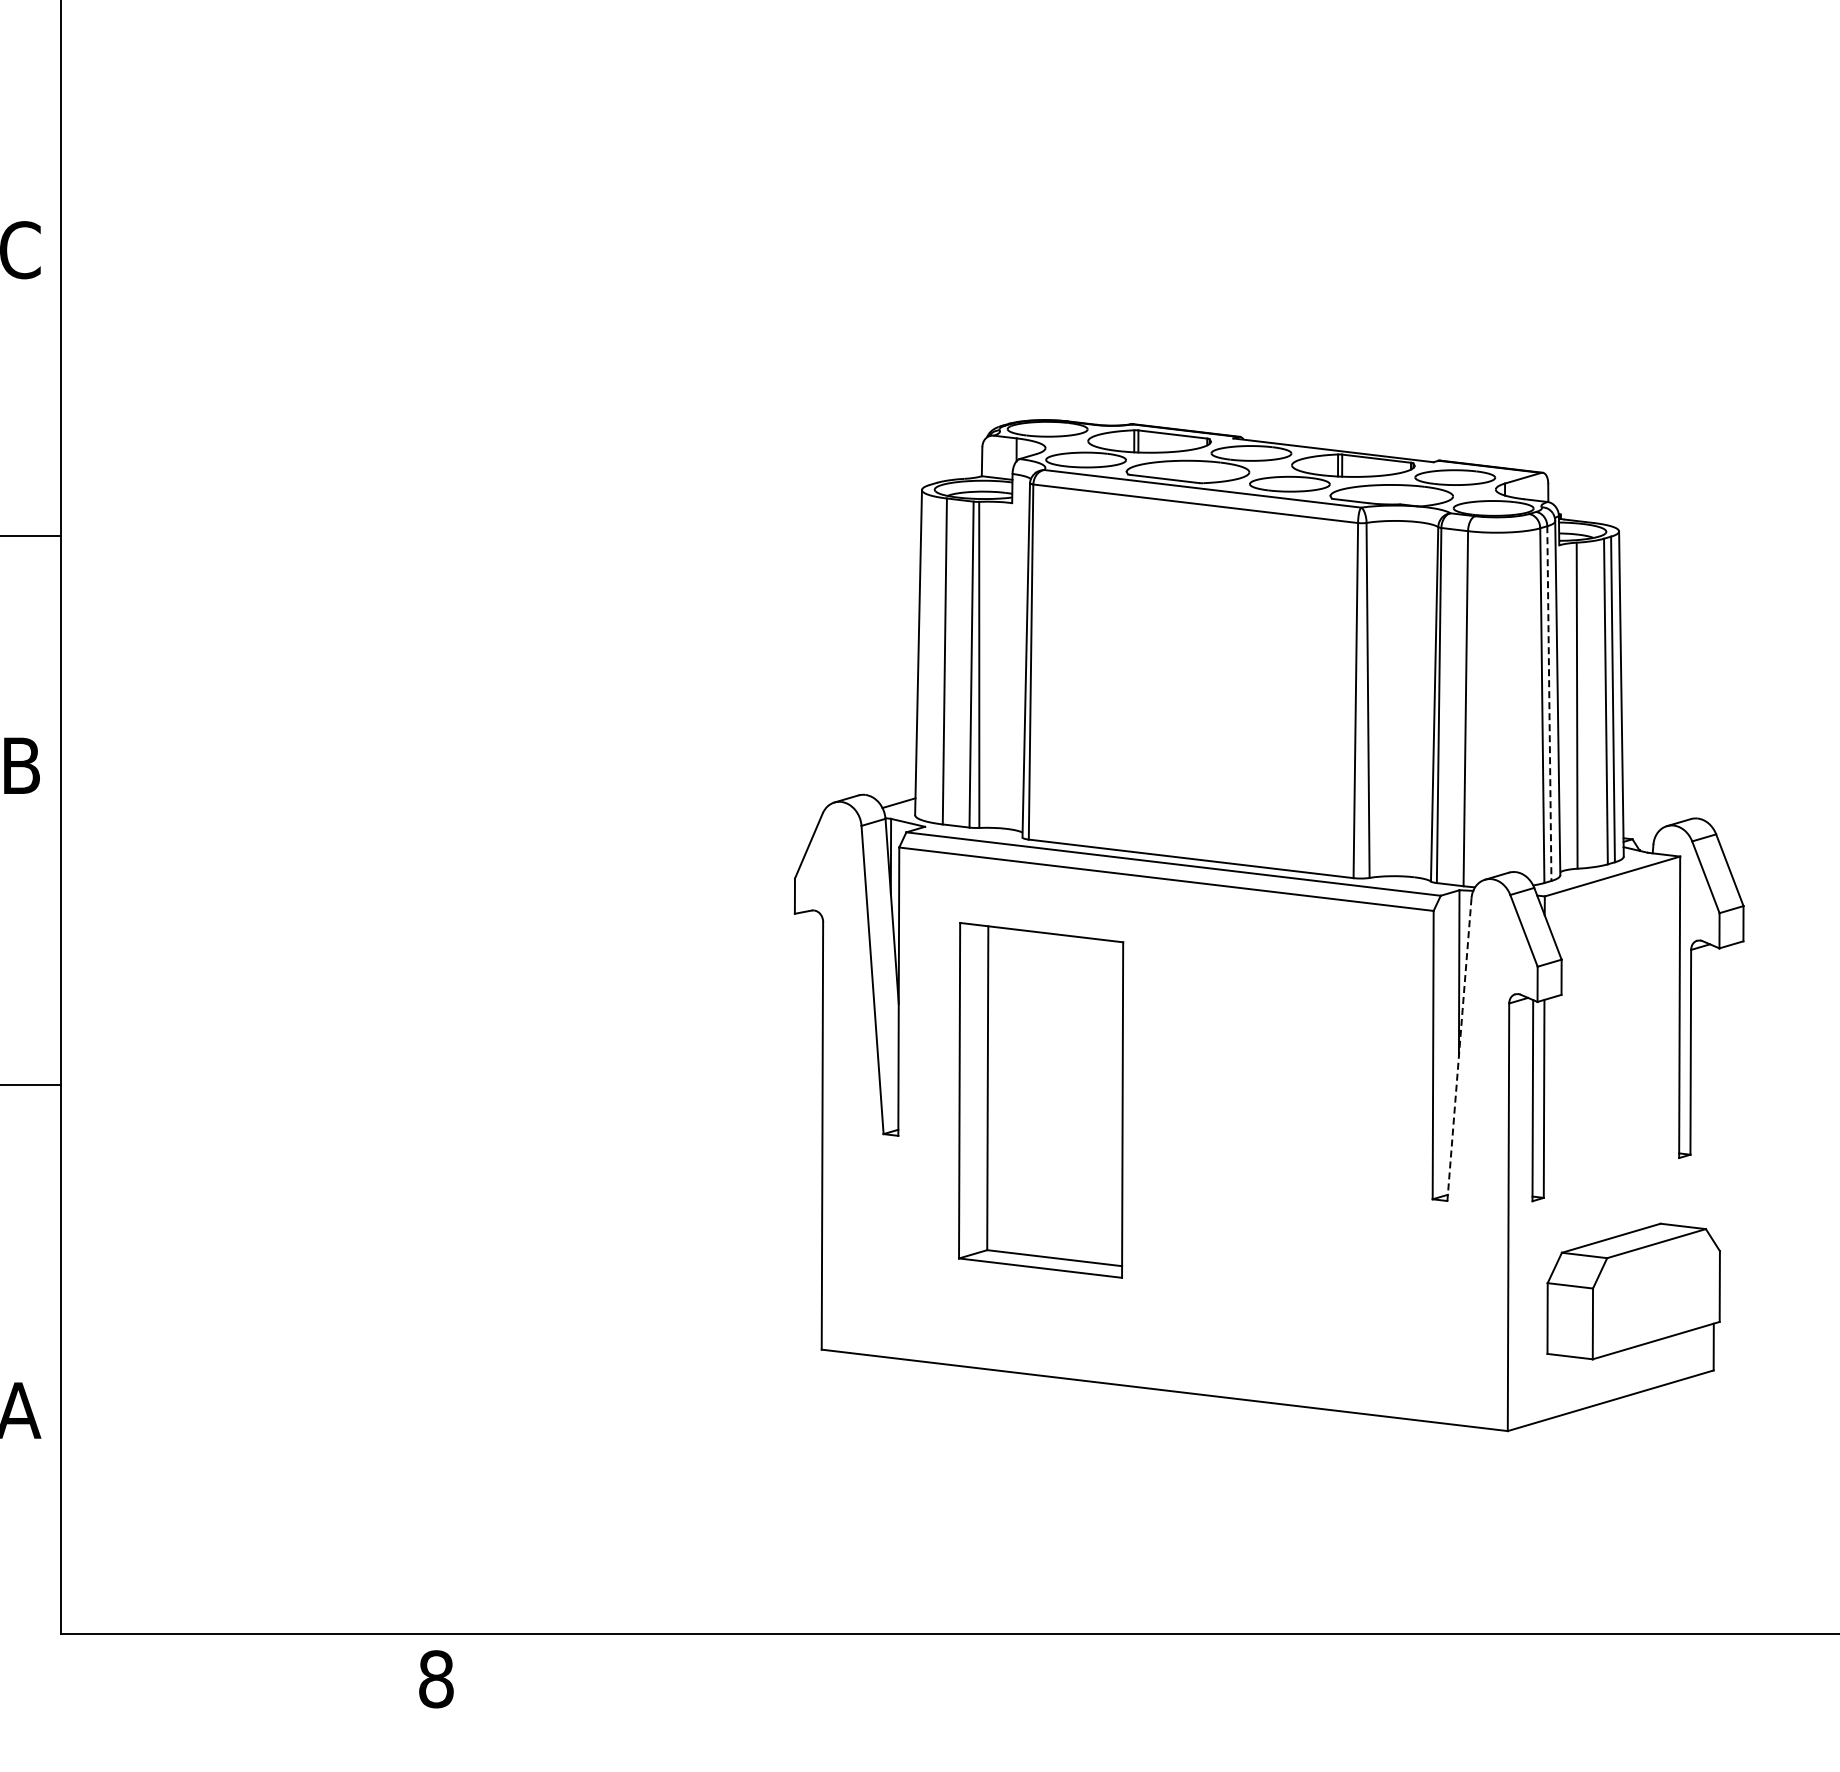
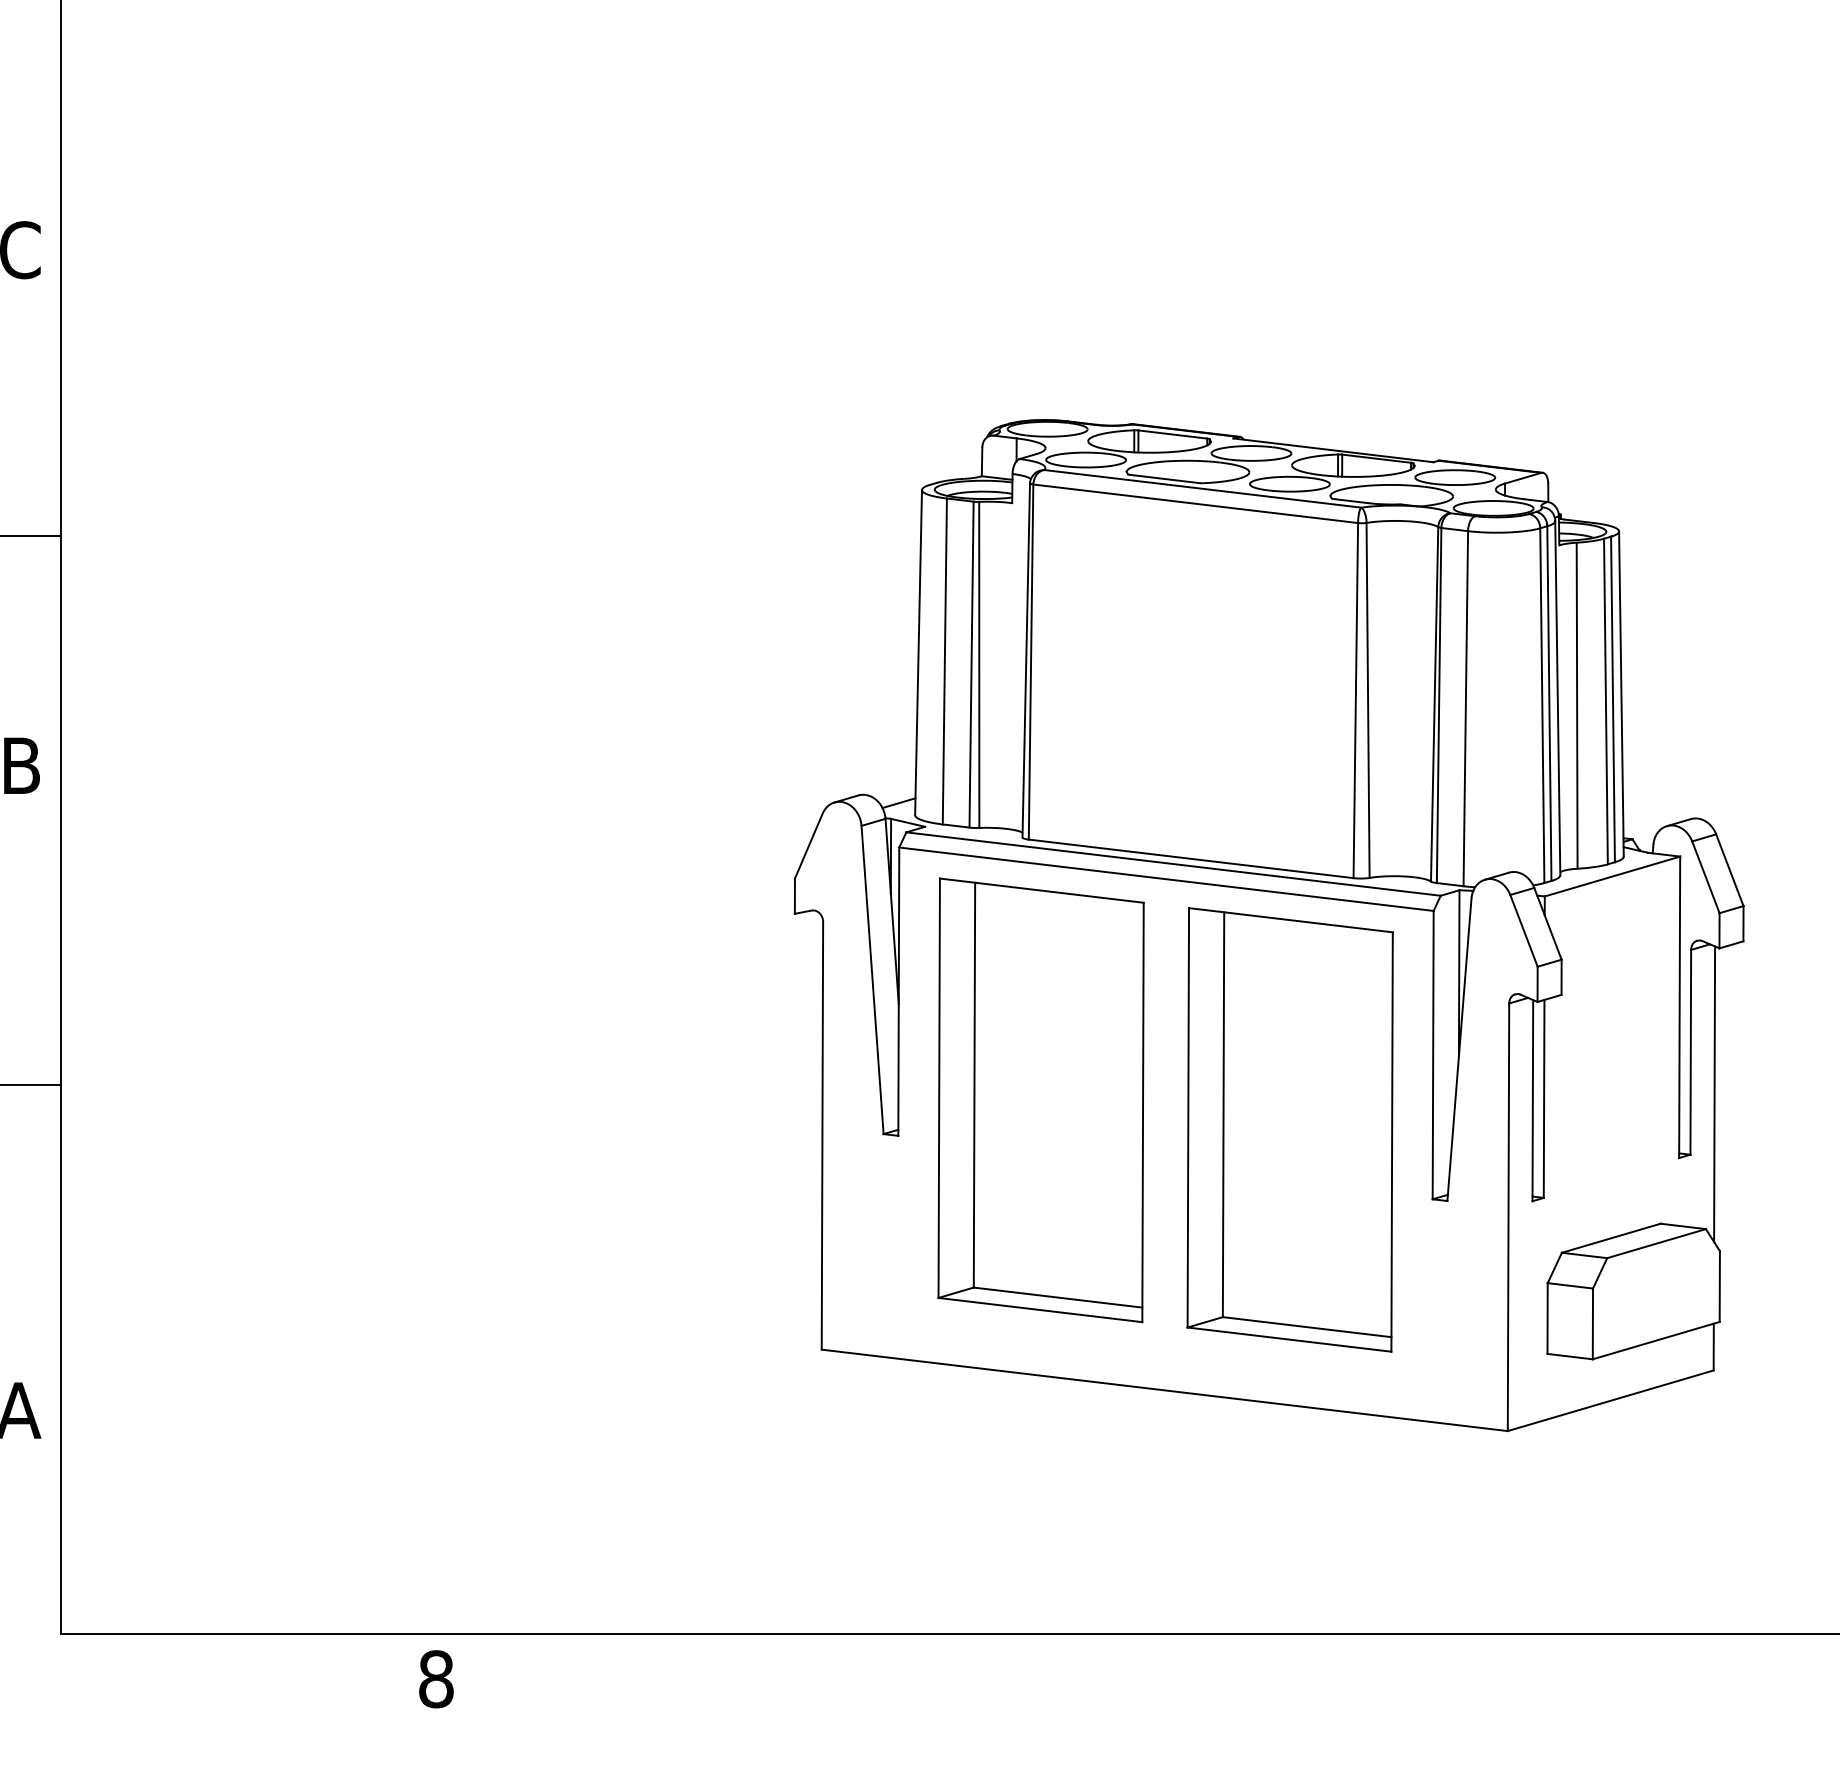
line: dashed -> solid (1549, 704)
line: dashed -> solid (1459, 1049)
line: none -> present (1714, 1093)
part size: 167x357 px -> 208x447 px (1040, 1100)
part: none -> present (1289, 1129)
